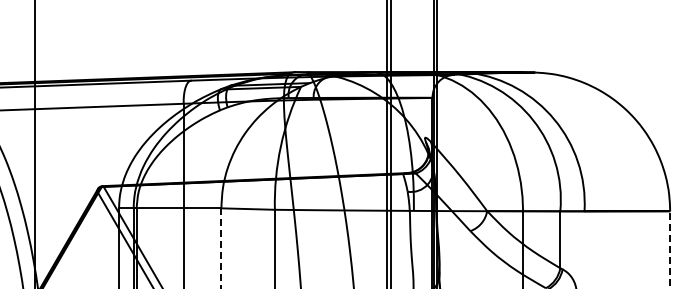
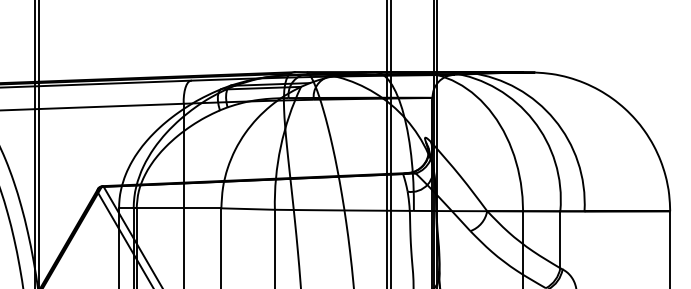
line: none -> present (39, 143)
line: dashed -> solid (221, 248)
line: dashed -> solid (670, 249)
